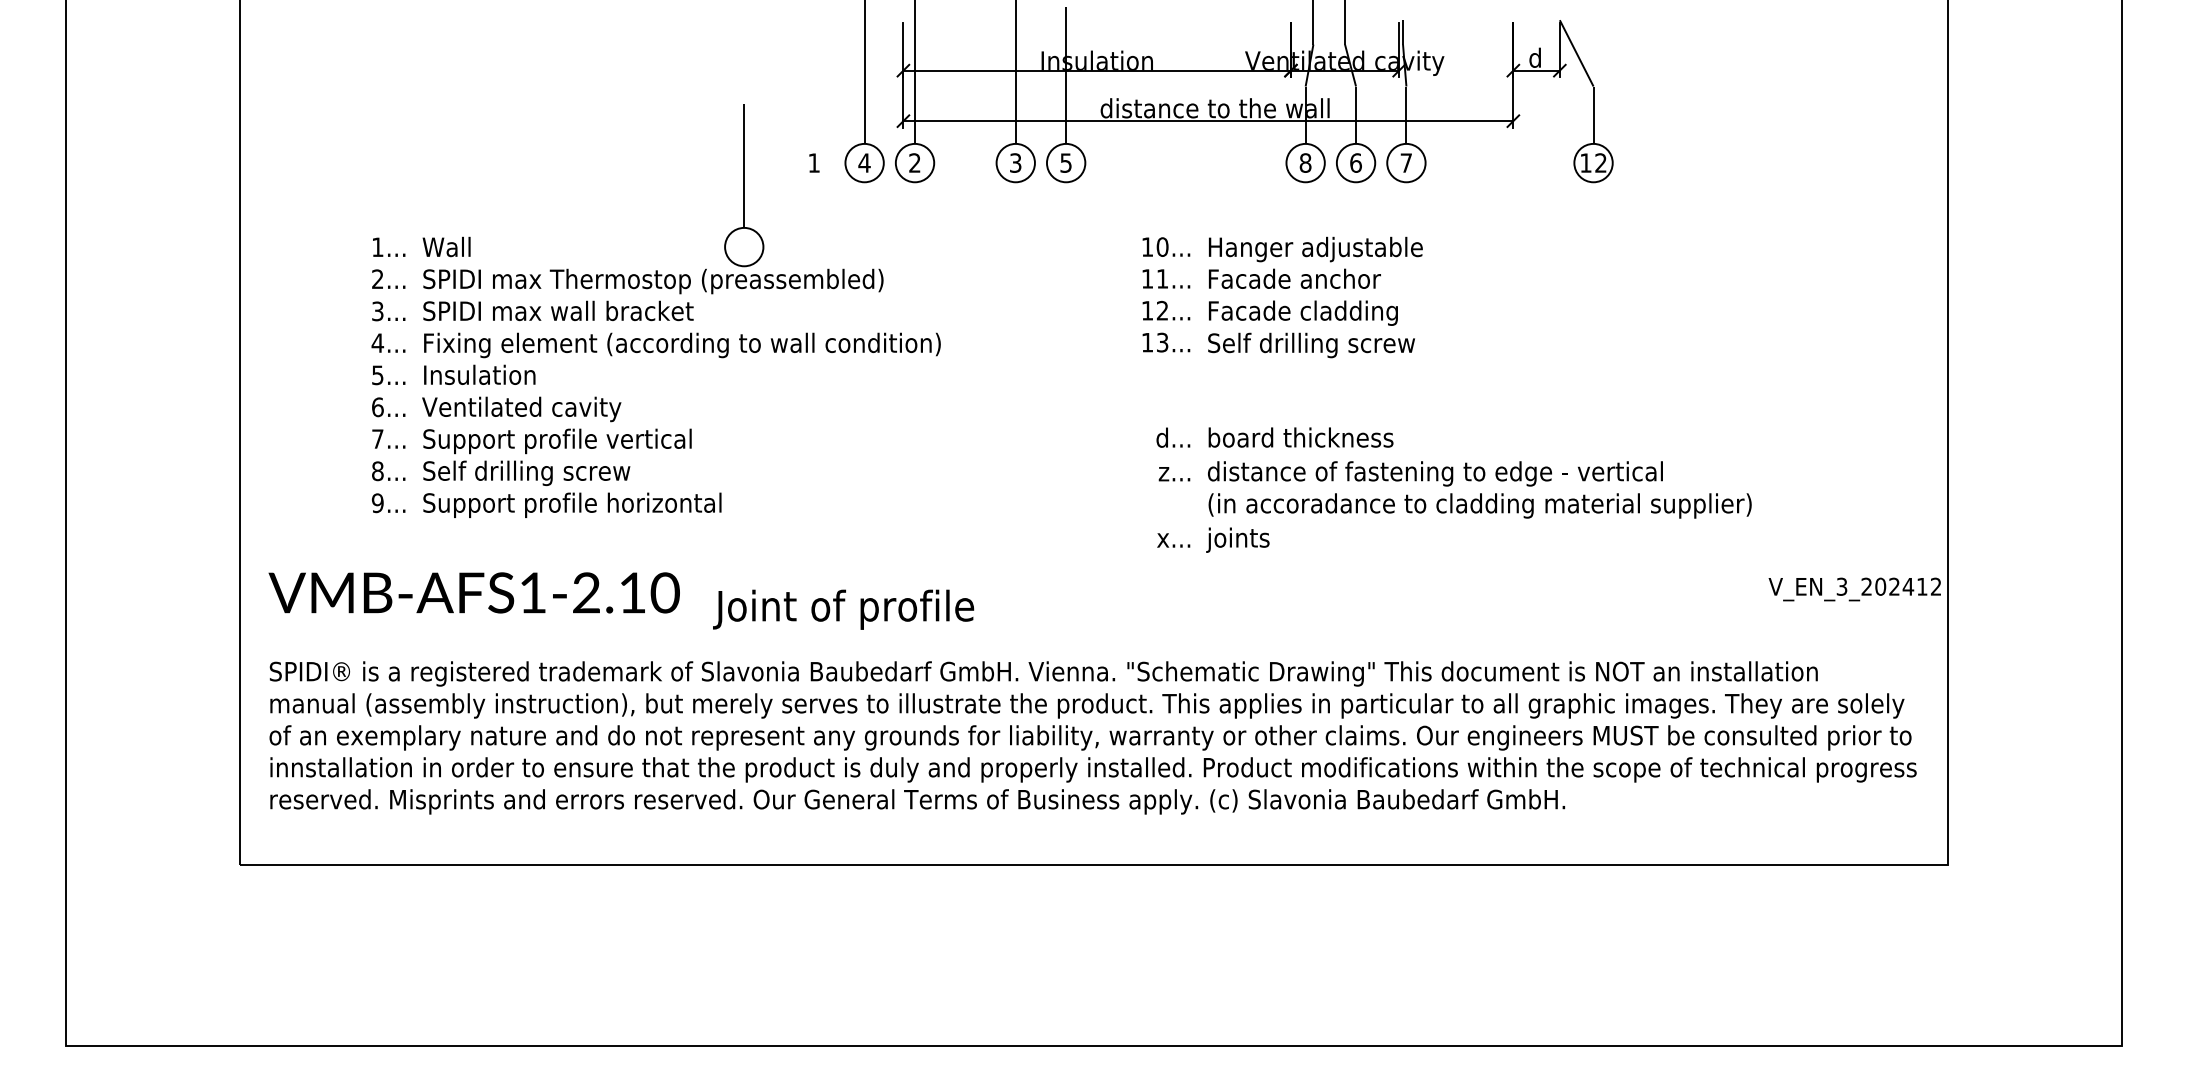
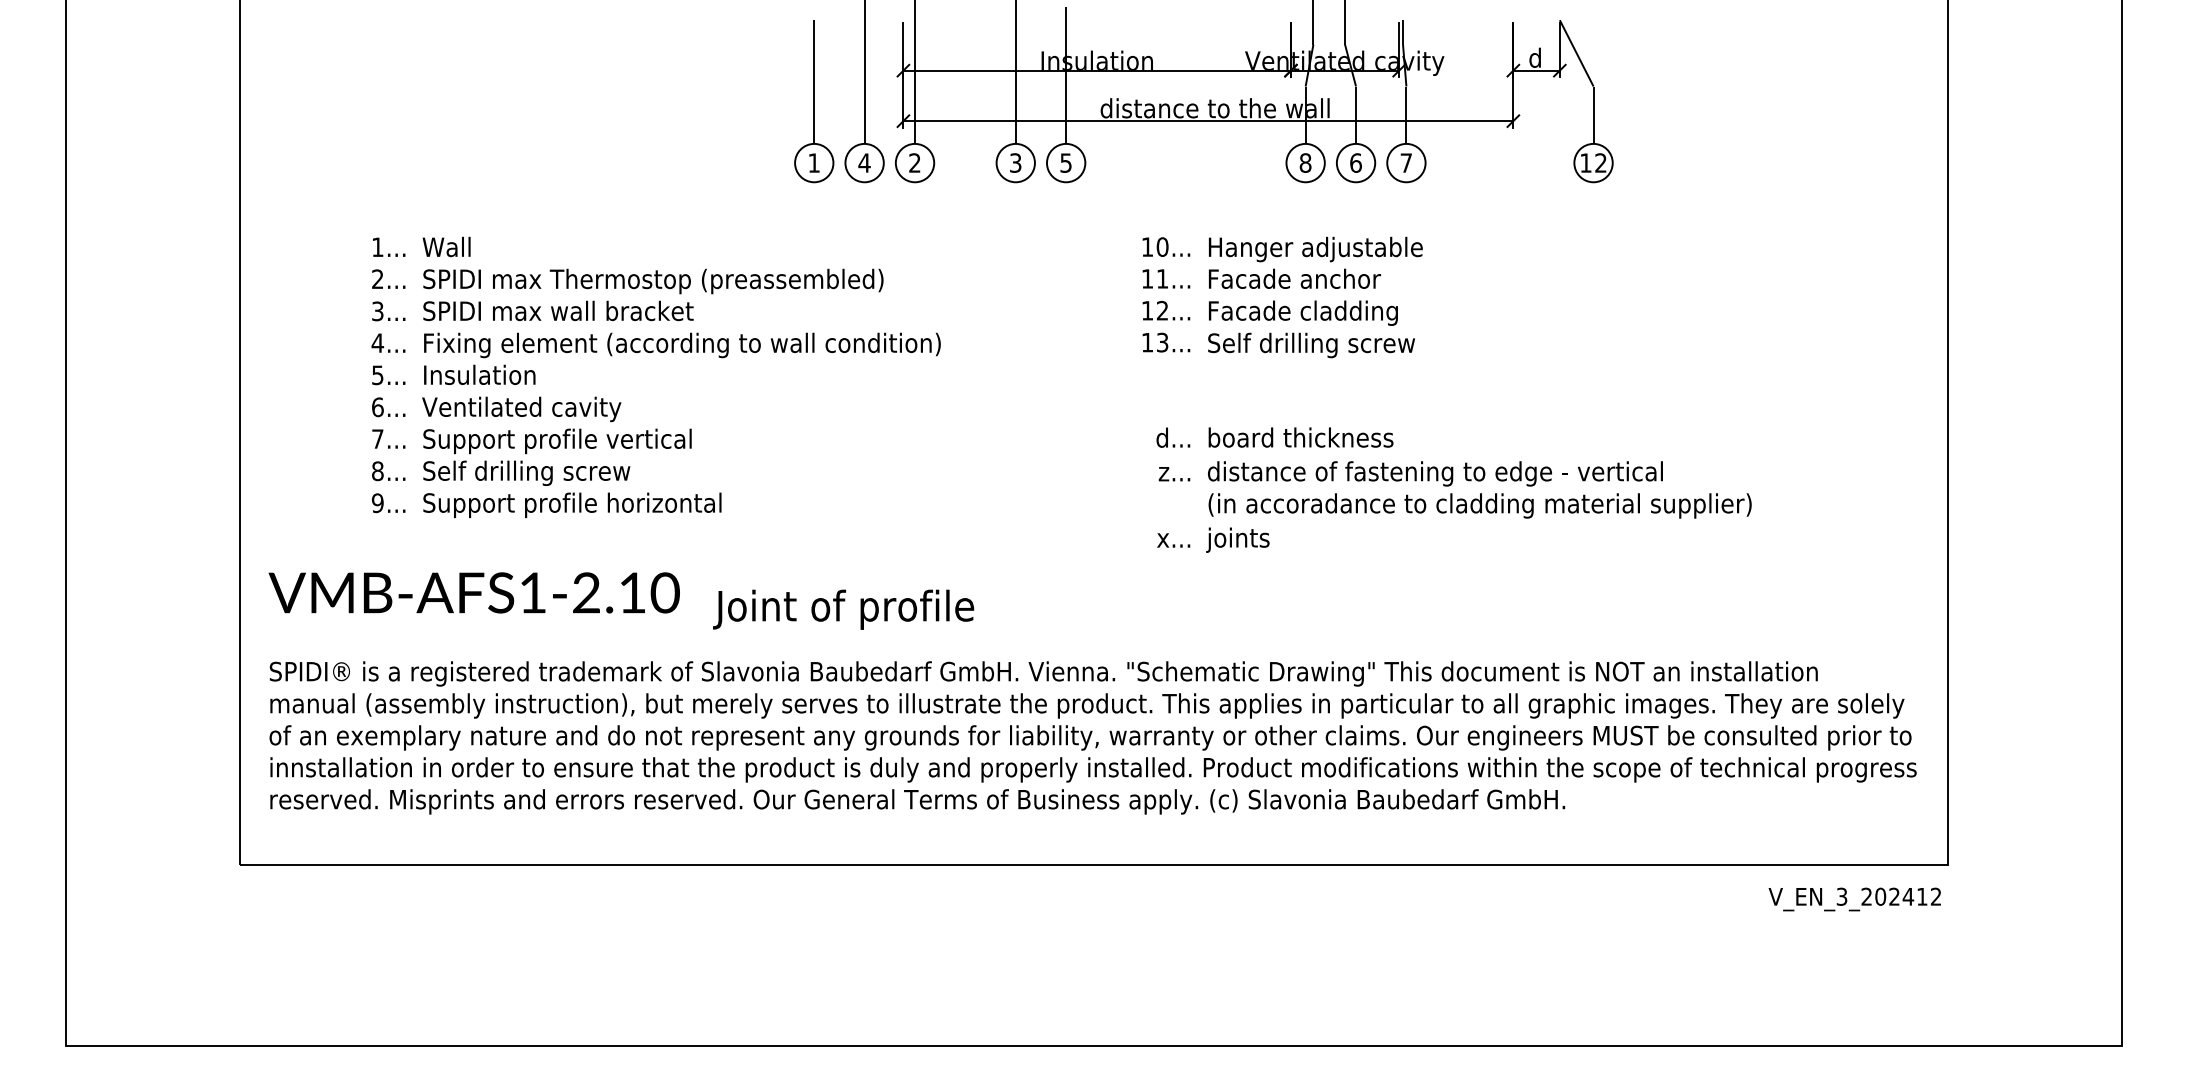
part position: (744, 185) -> (814, 101) (814, 101)
text position: (1854, 589) -> (1854, 899) (1854, 899)
